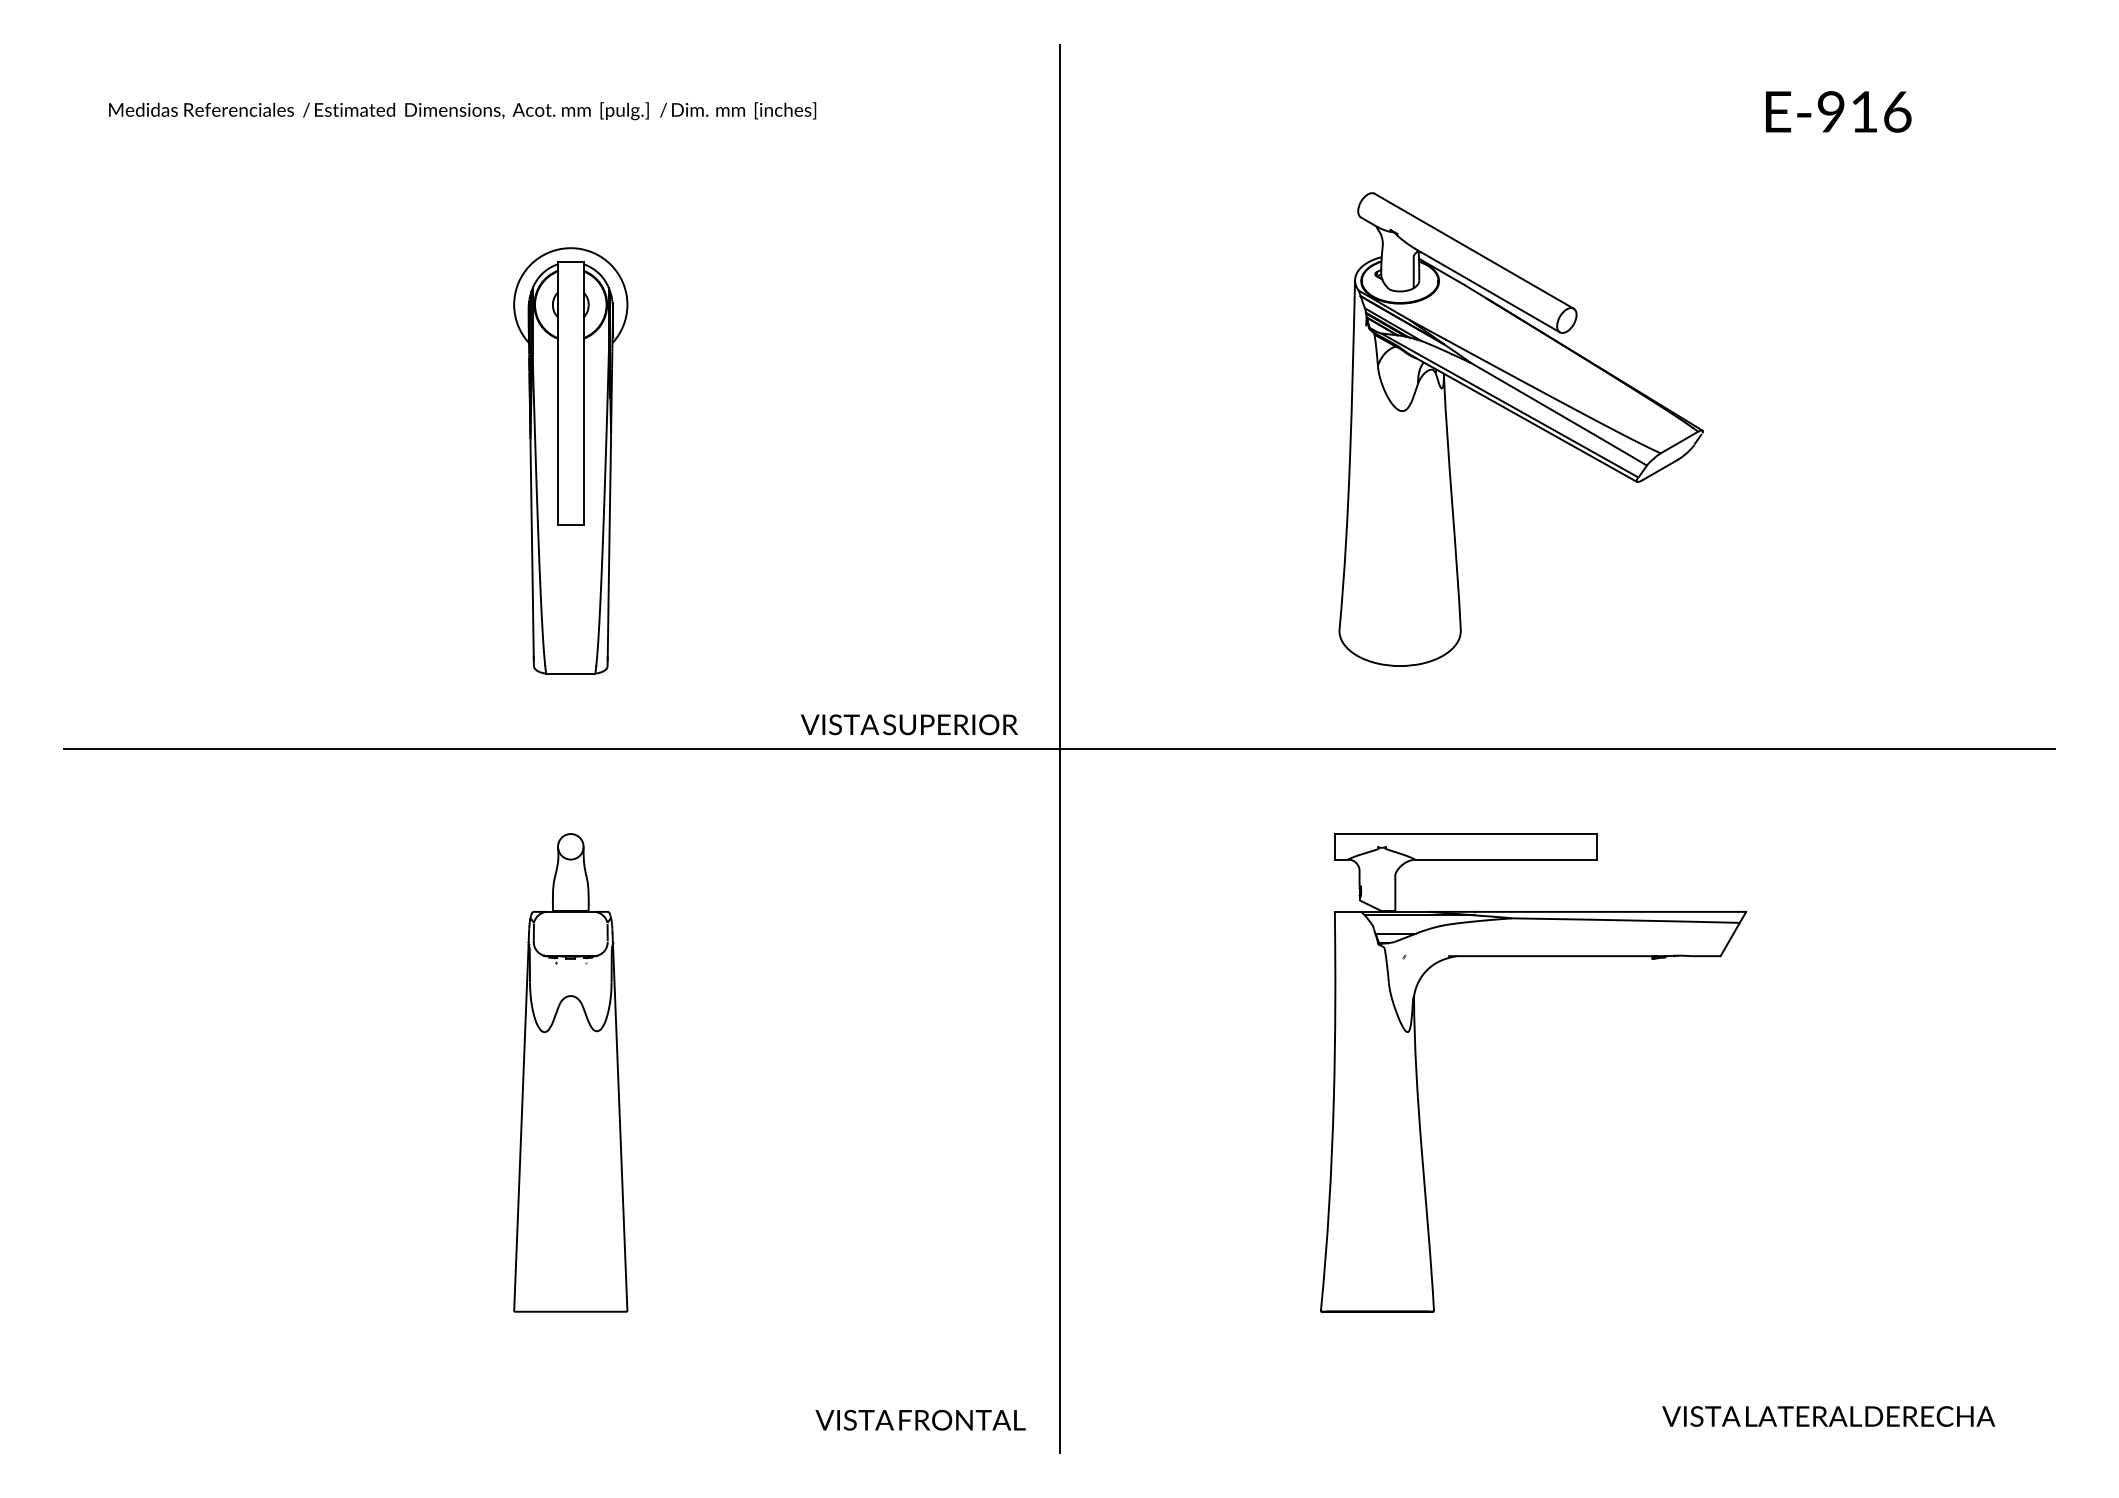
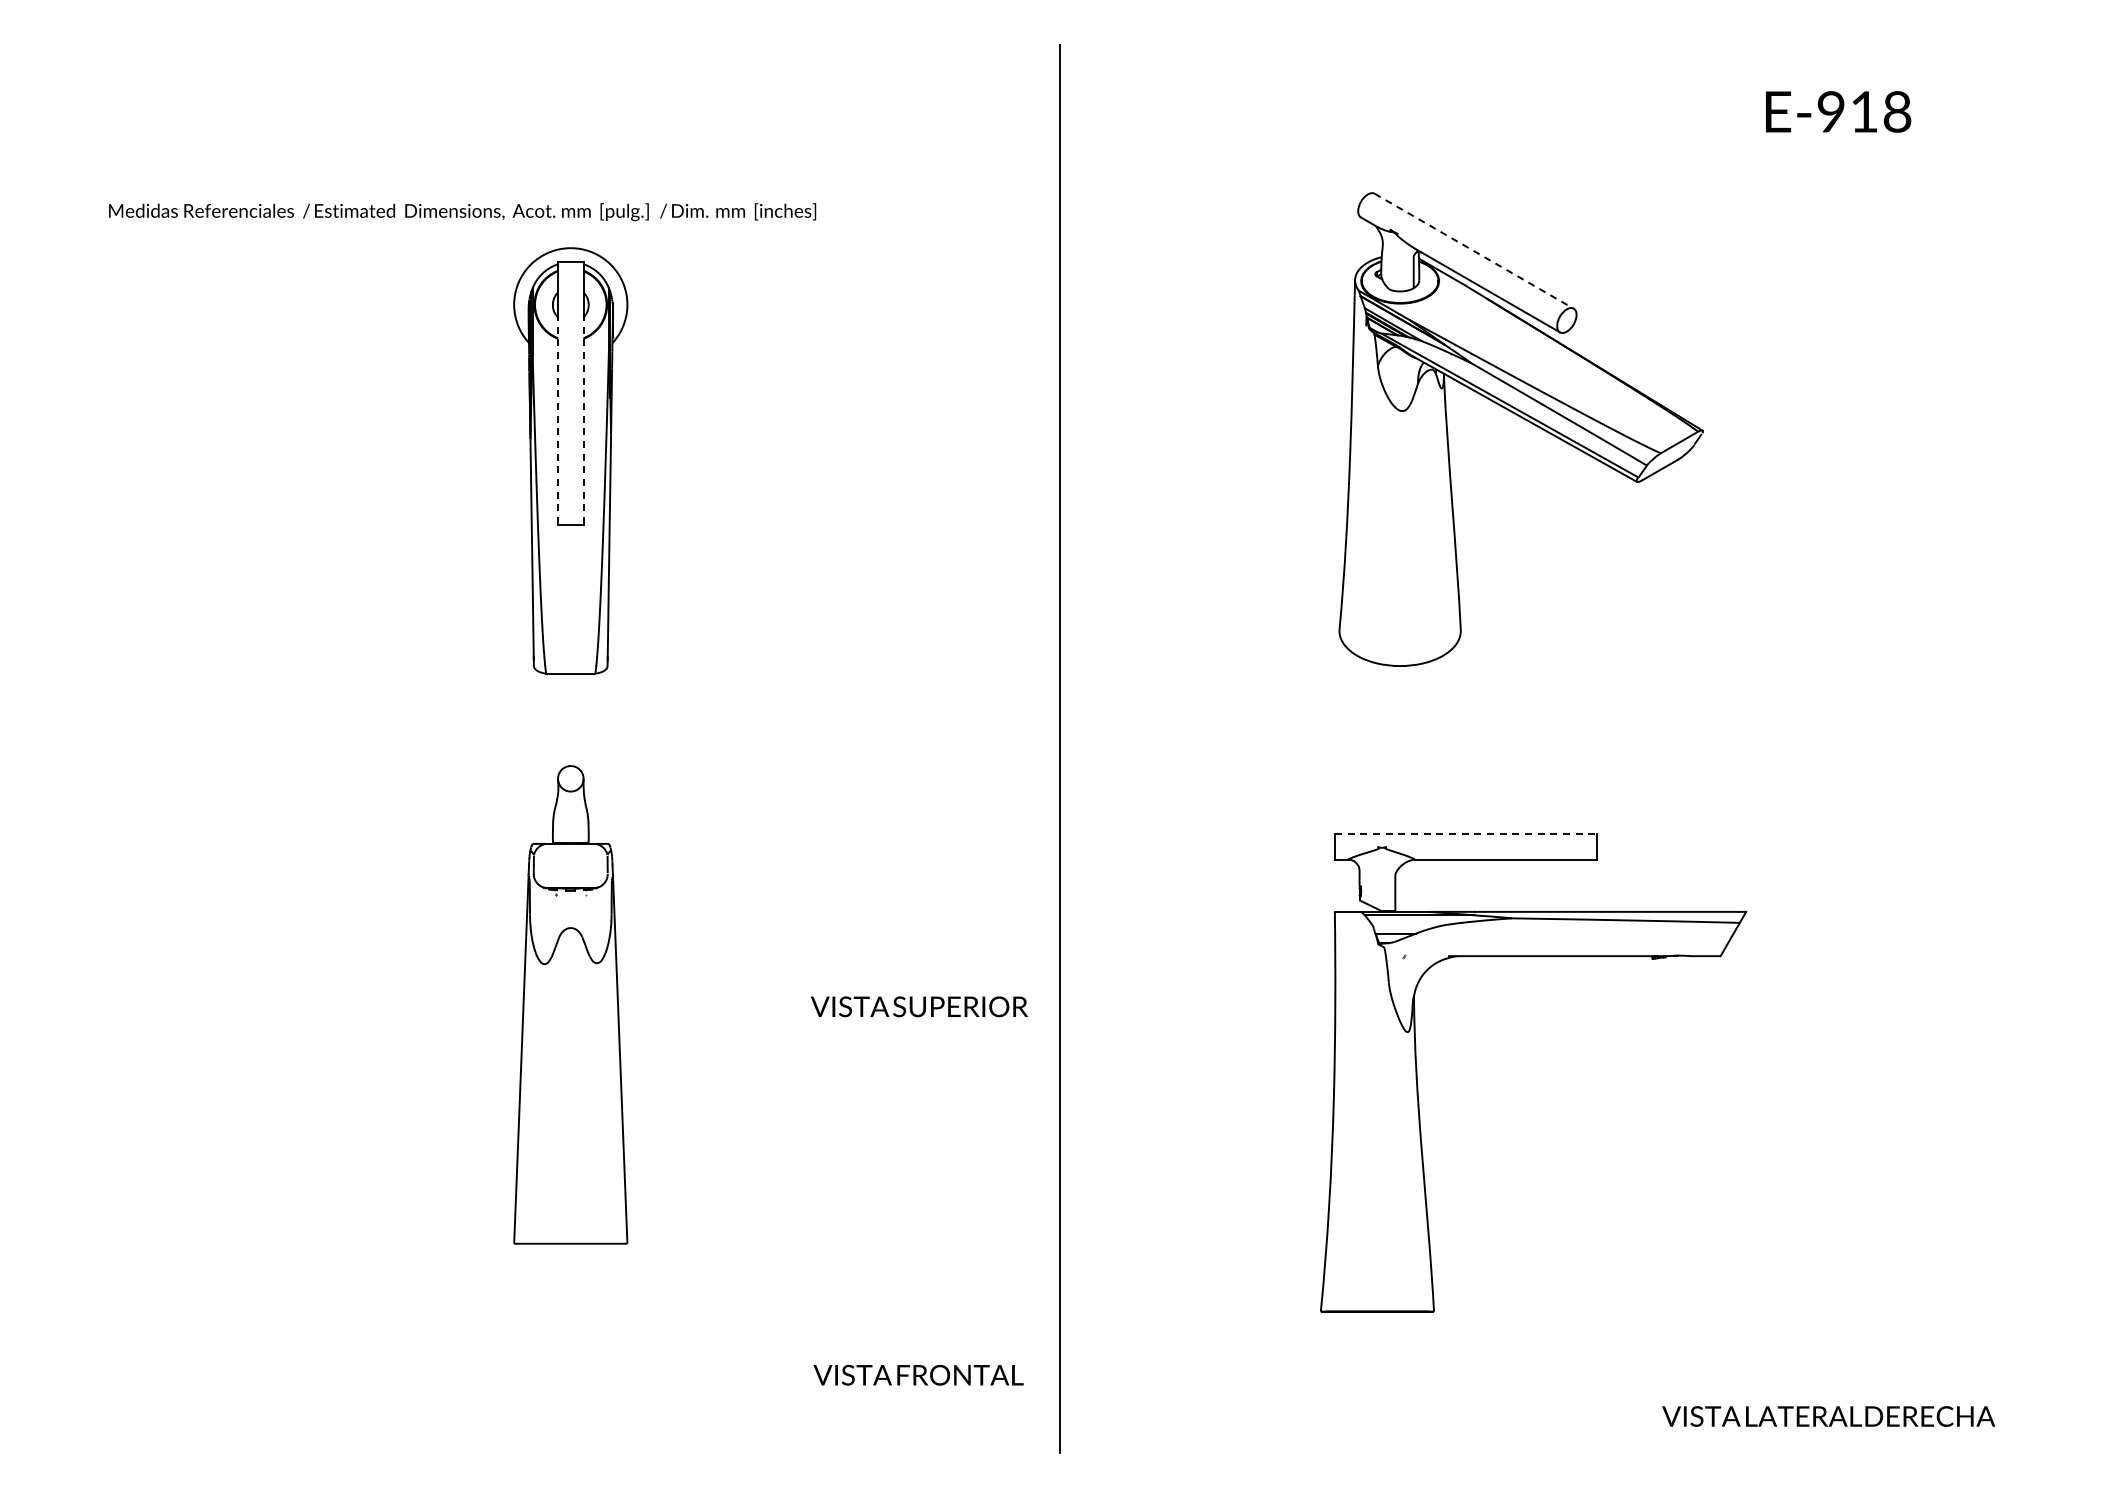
text position: (462, 111) -> (462, 212) (462, 212)
text: E-916 -> E-918 (1897, 111)
line: solid -> dashed (1474, 251)
line: solid -> dashed (558, 419)
line: solid -> dashed (583, 419)
text position: (909, 724) -> (919, 1006) (919, 1006)
line: present -> none (1059, 748)
line: solid -> dashed (1466, 834)
part position: (570, 1072) -> (570, 1004) (570, 1004)
text position: (920, 1419) -> (918, 1374) (918, 1374)
